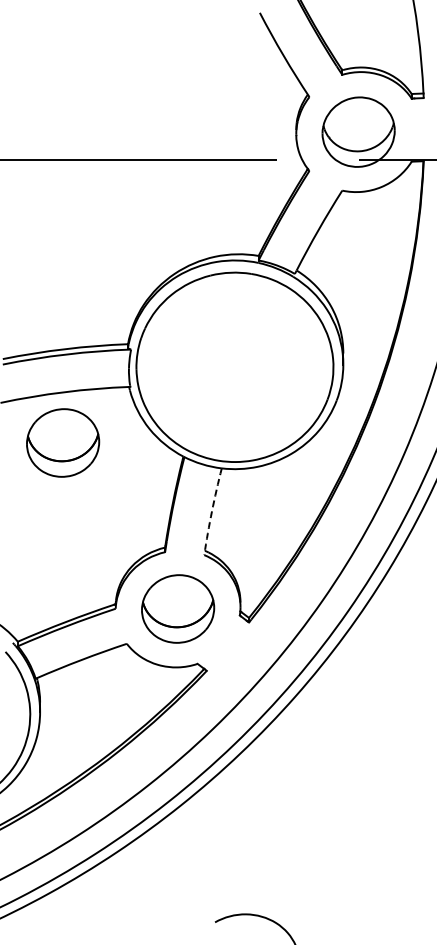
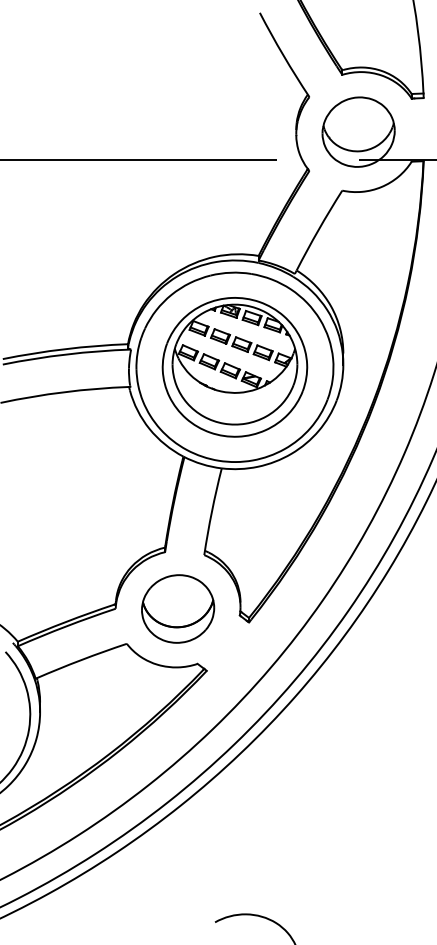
part: none -> present (234, 367)
part: present -> none (63, 442)
arc: dashed -> solid (211, 511)
